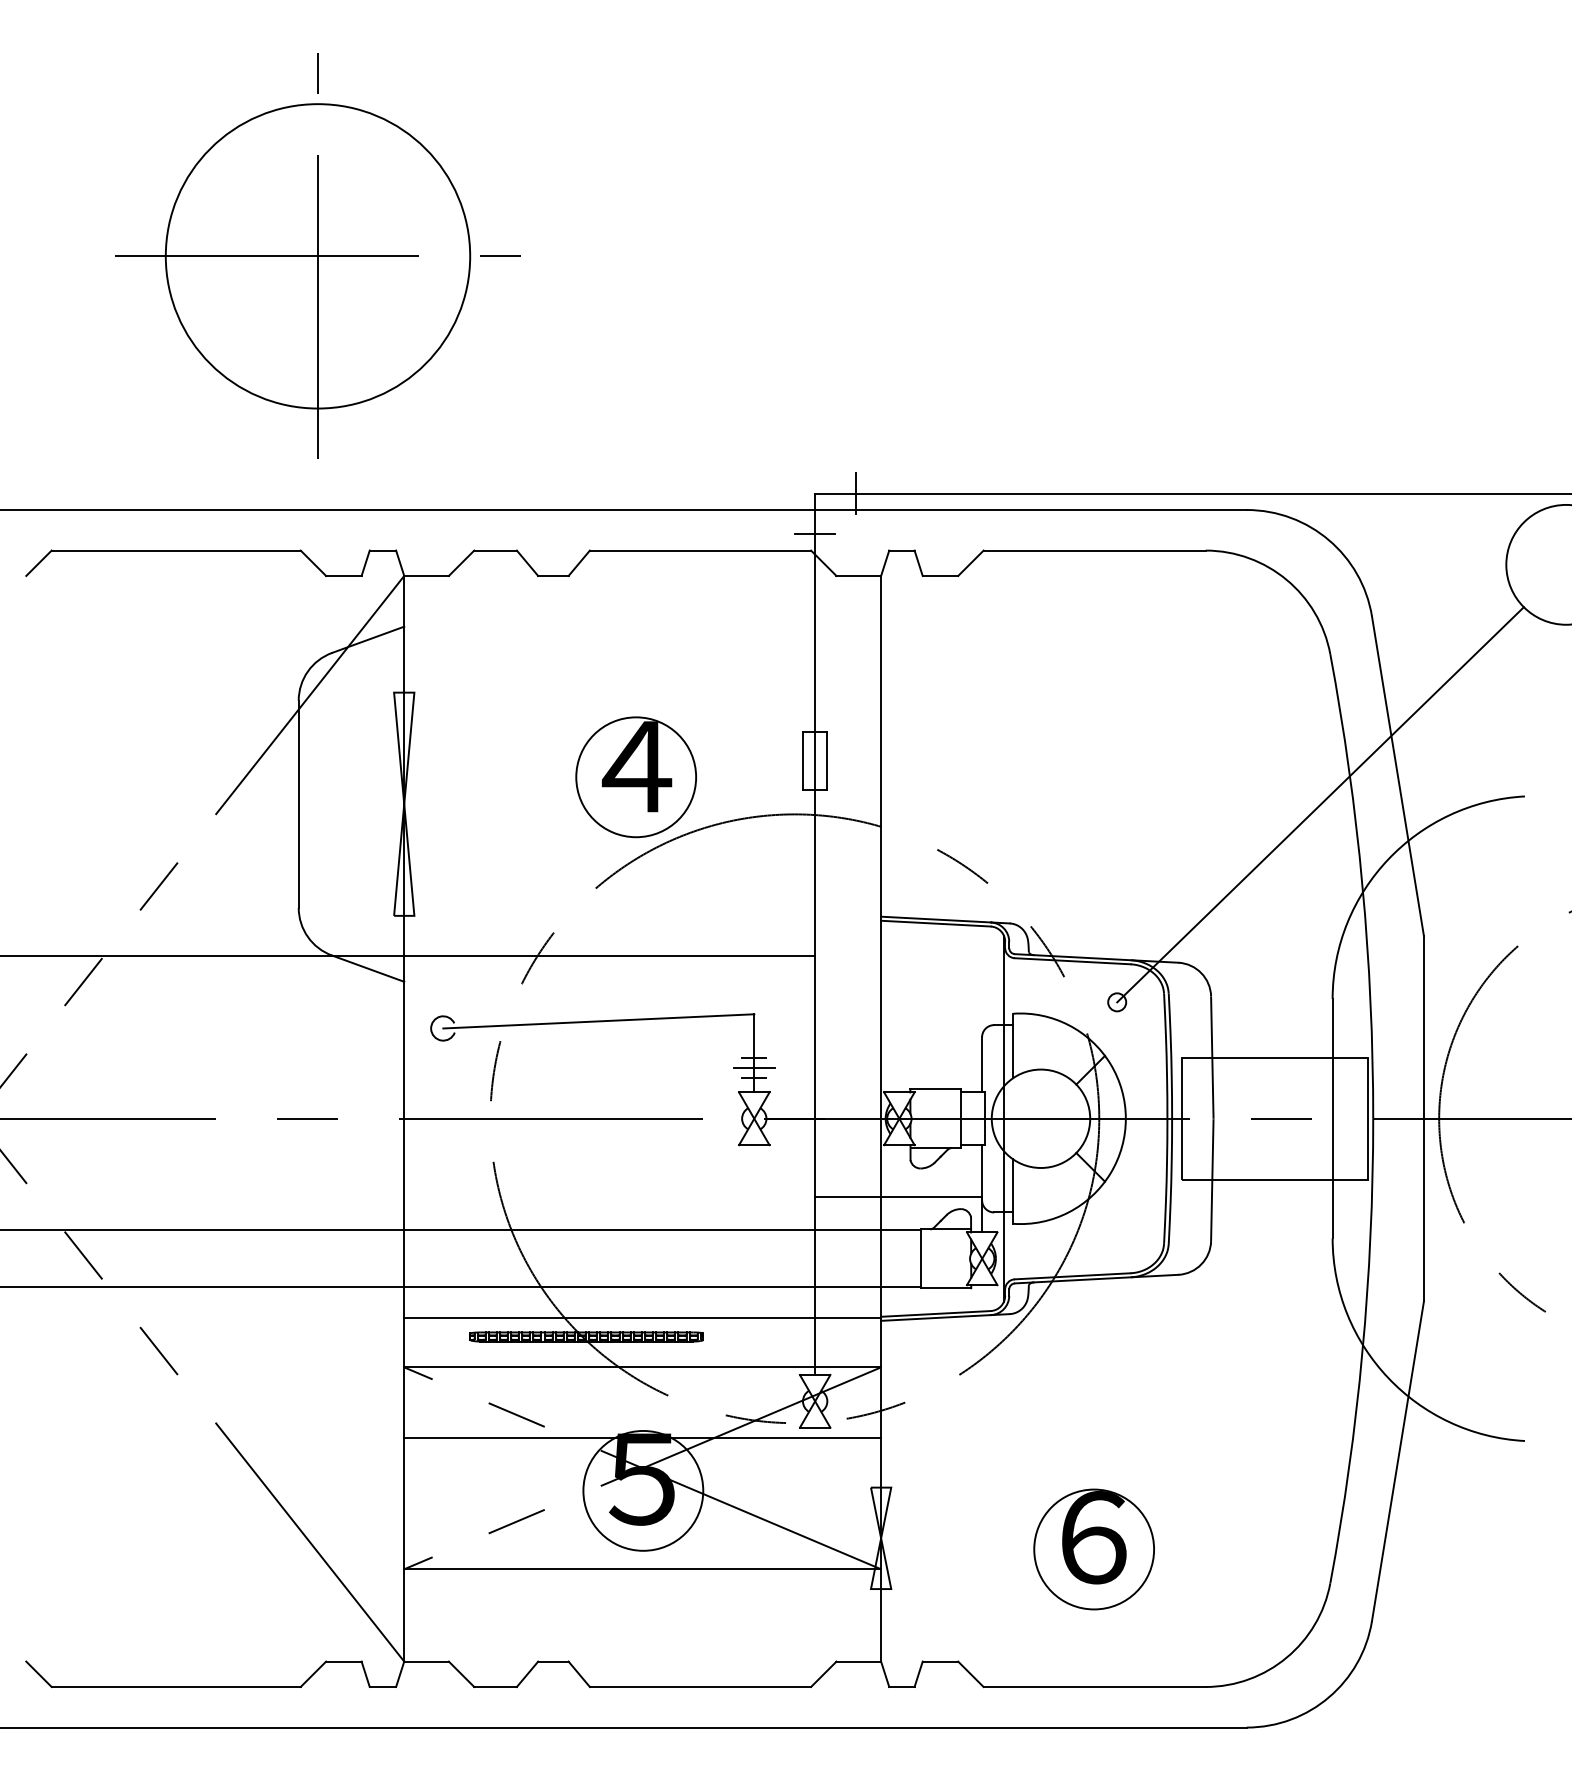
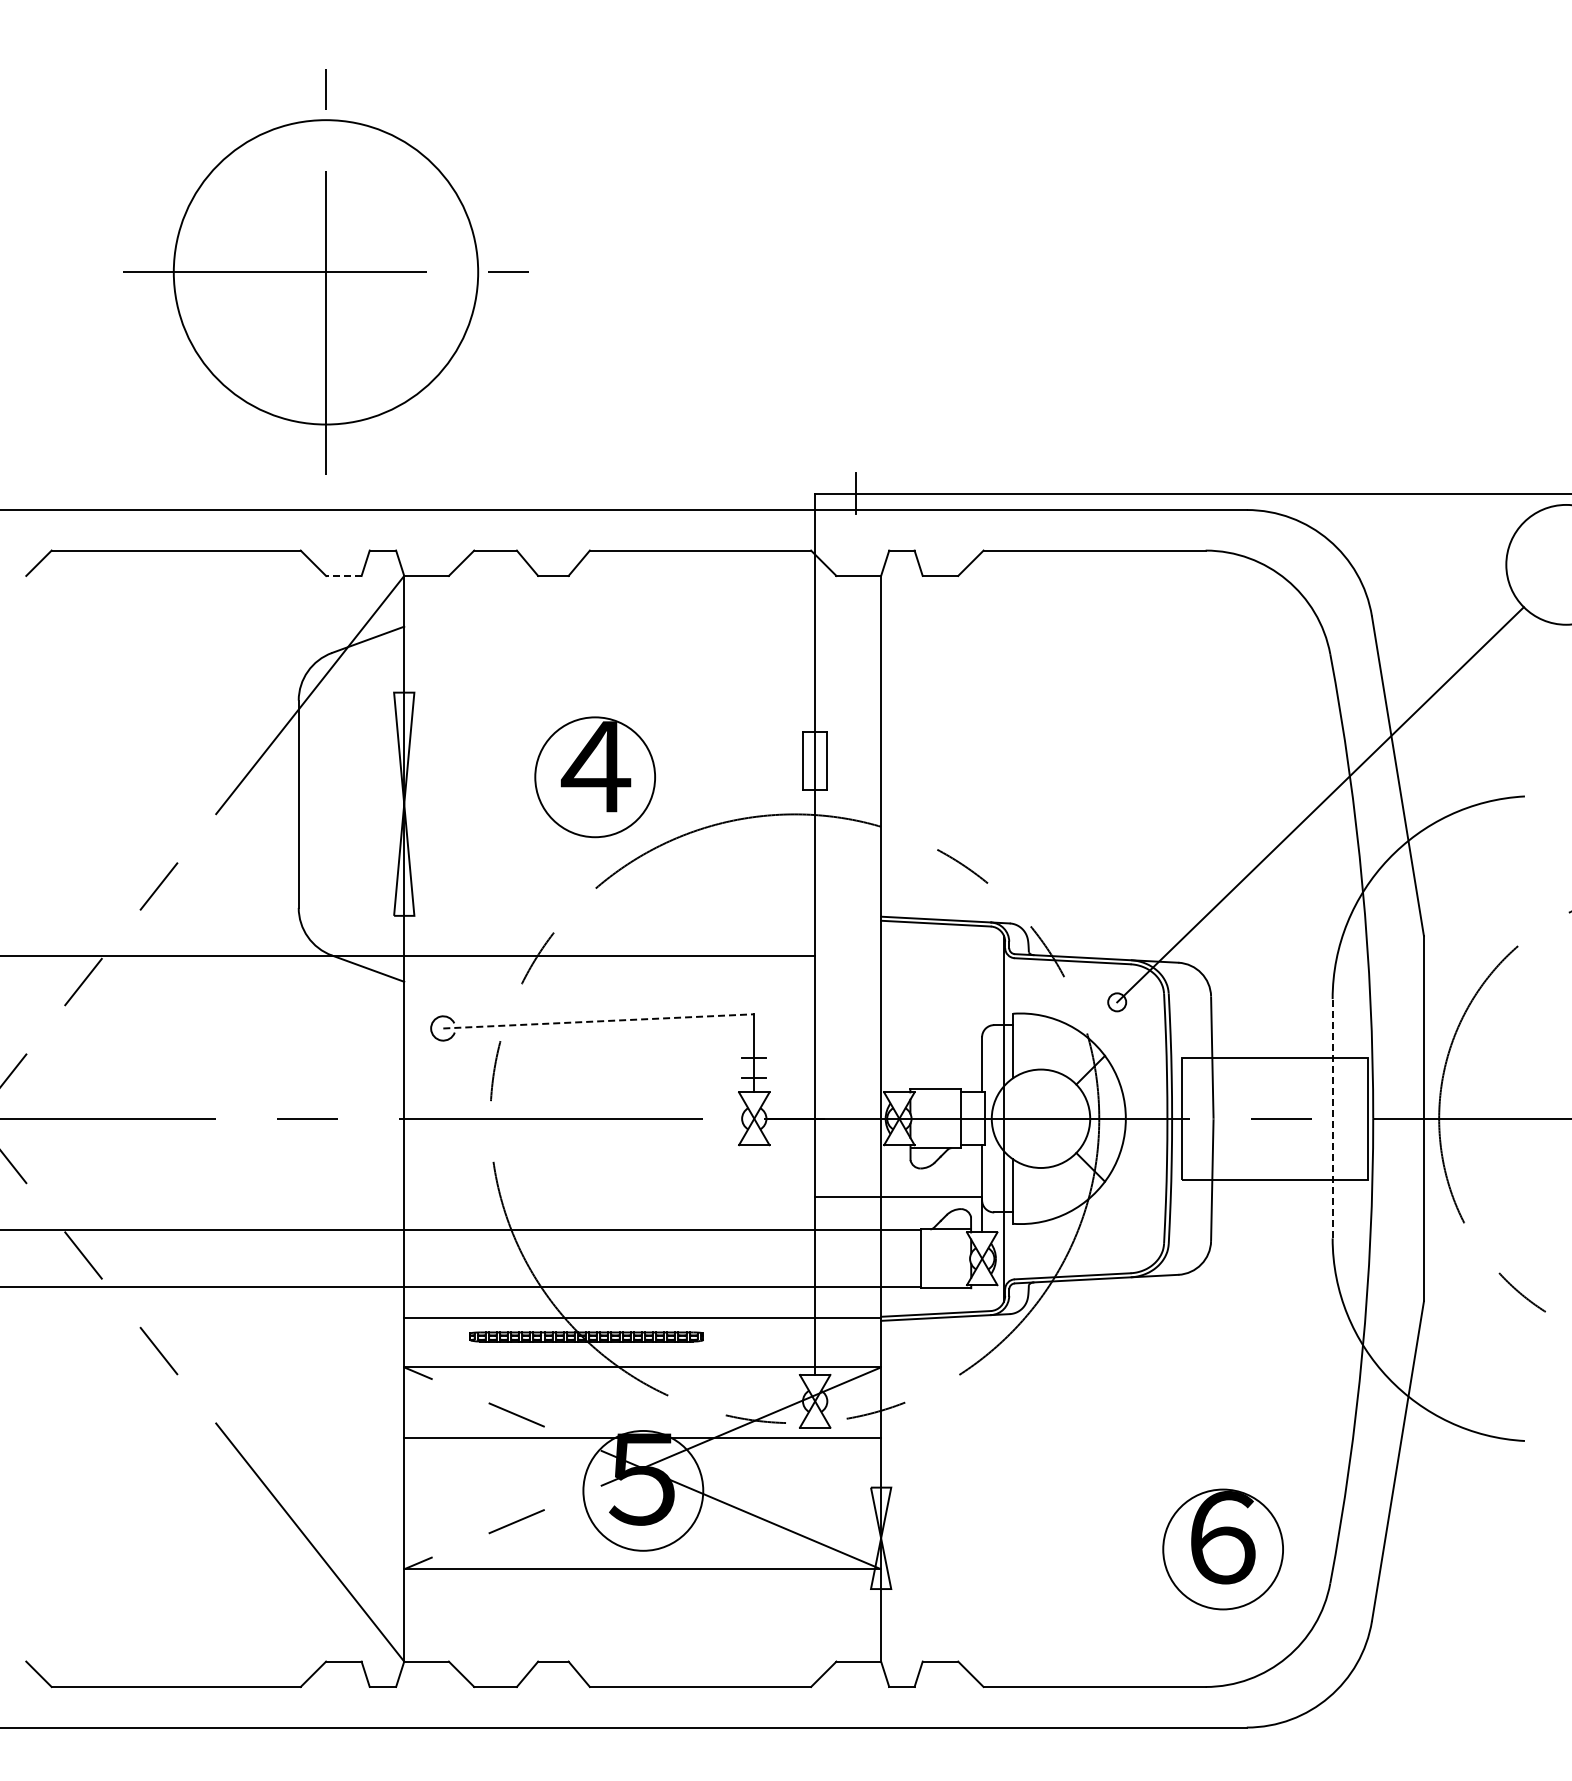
part position: (317, 255) -> (325, 271) (325, 271)
line: present -> none (814, 534)
line: solid -> dashed (343, 575)
part position: (635, 777) -> (594, 777) (594, 777)
line: solid -> dashed (598, 1021)
line: present -> none (754, 1067)
line: solid -> dashed (1332, 1118)
part position: (1093, 1549) -> (1222, 1549) (1222, 1549)
